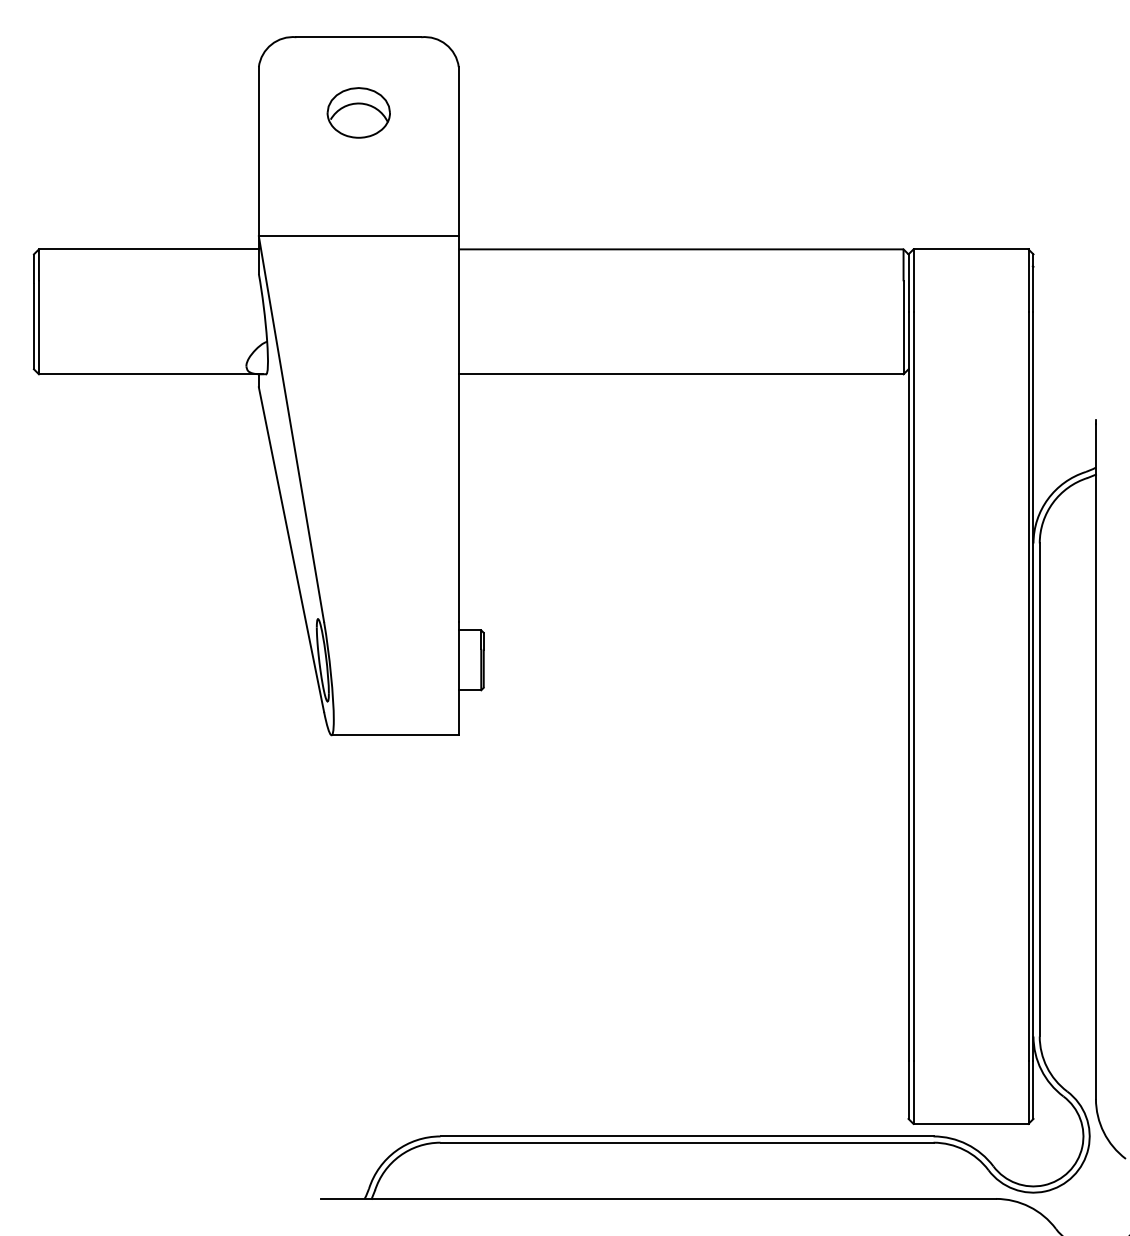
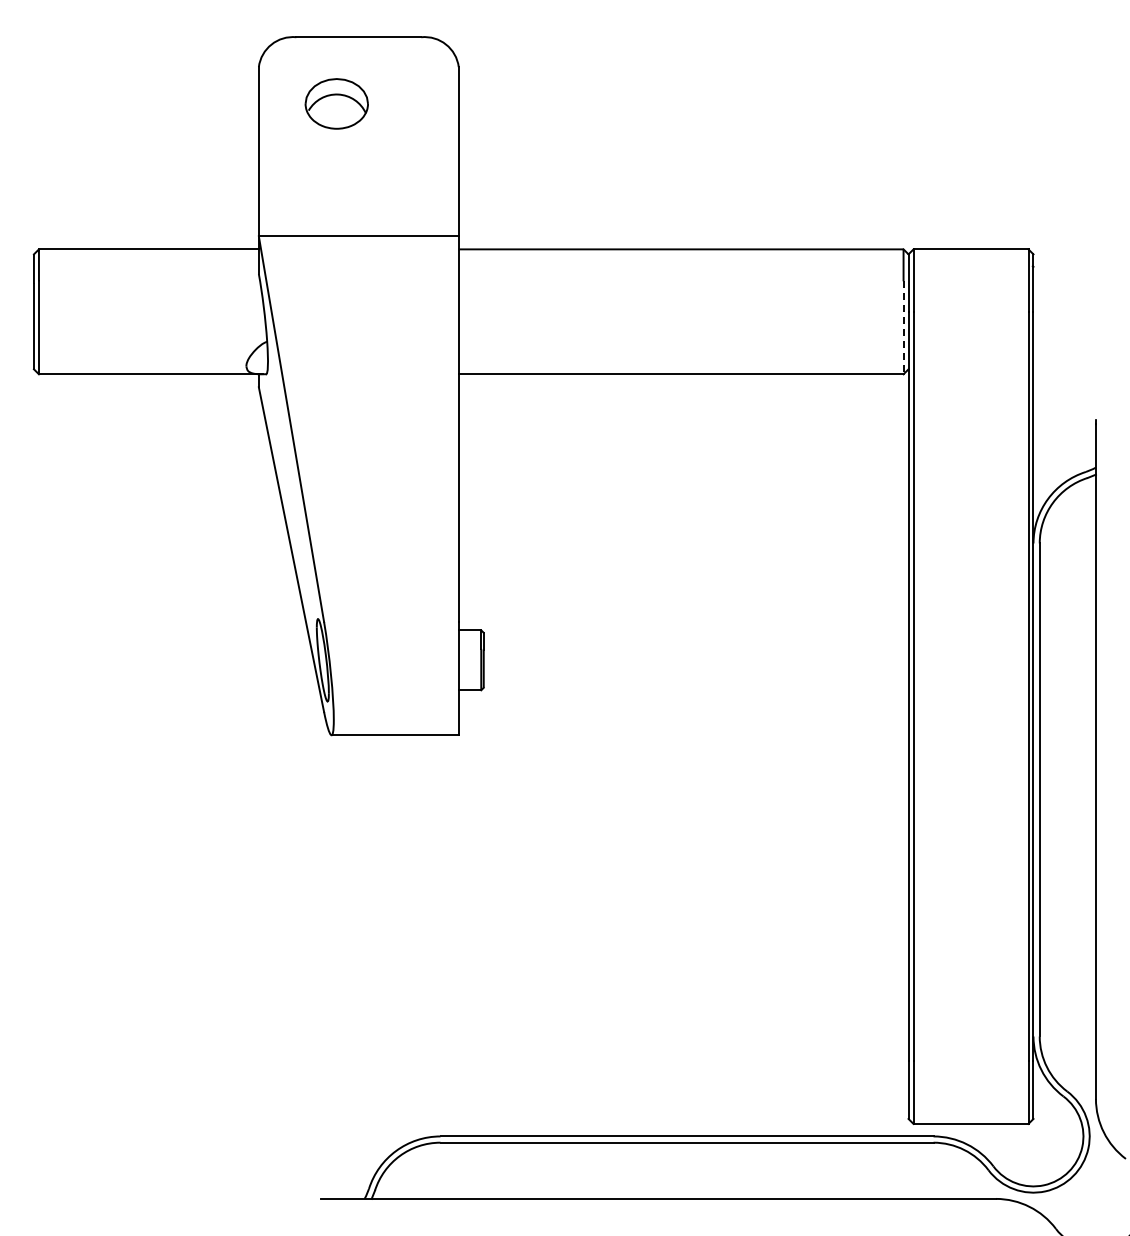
part position: (358, 112) -> (336, 103) (336, 103)
line: solid -> dashed (903, 328)
